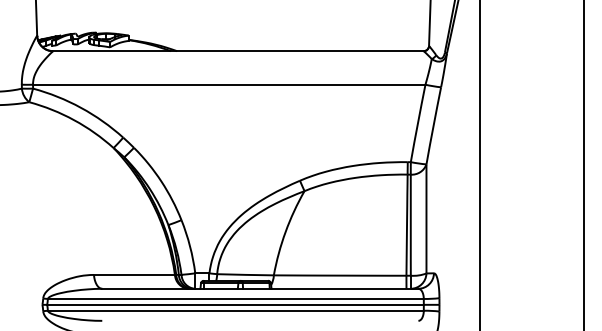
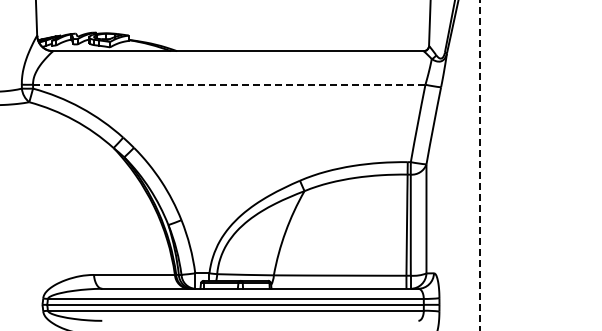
line: solid -> dashed (228, 84)
line: present -> none (583, 164)
line: solid -> dashed (479, 165)
